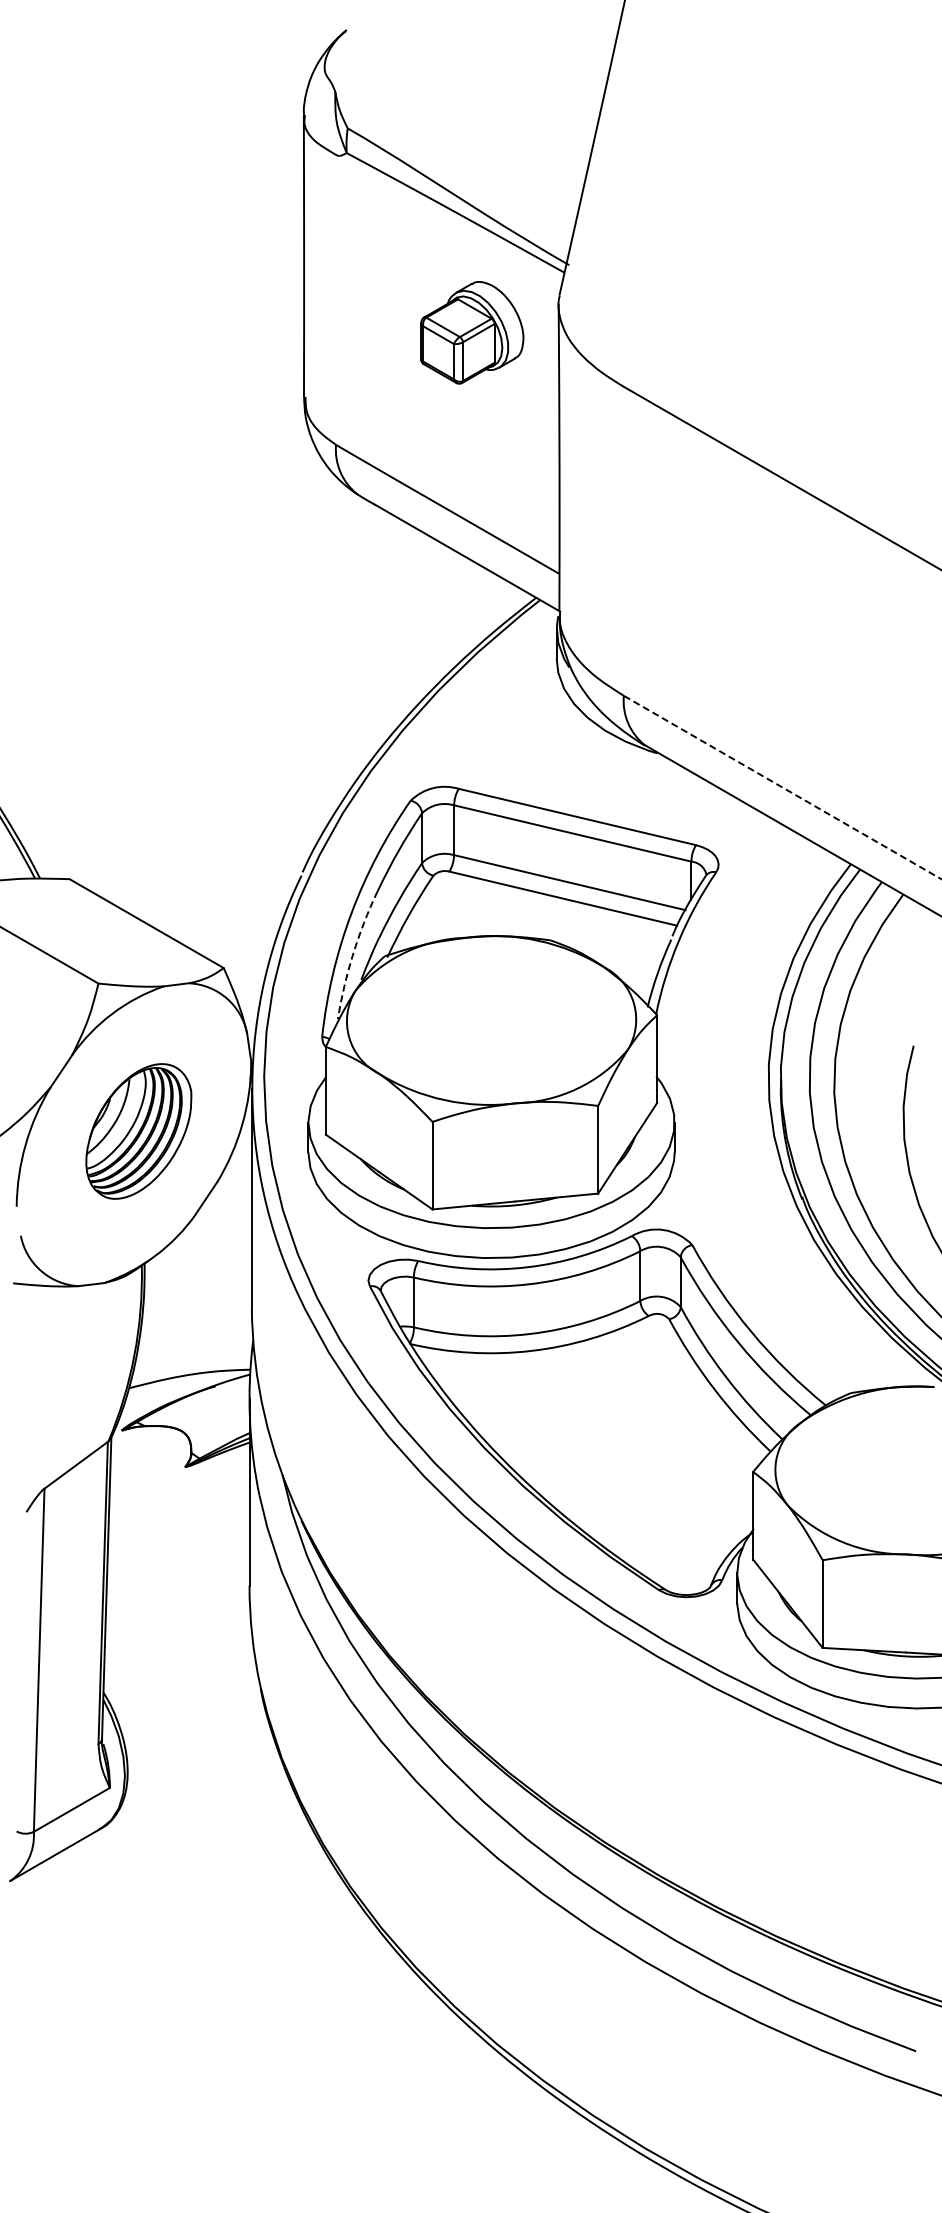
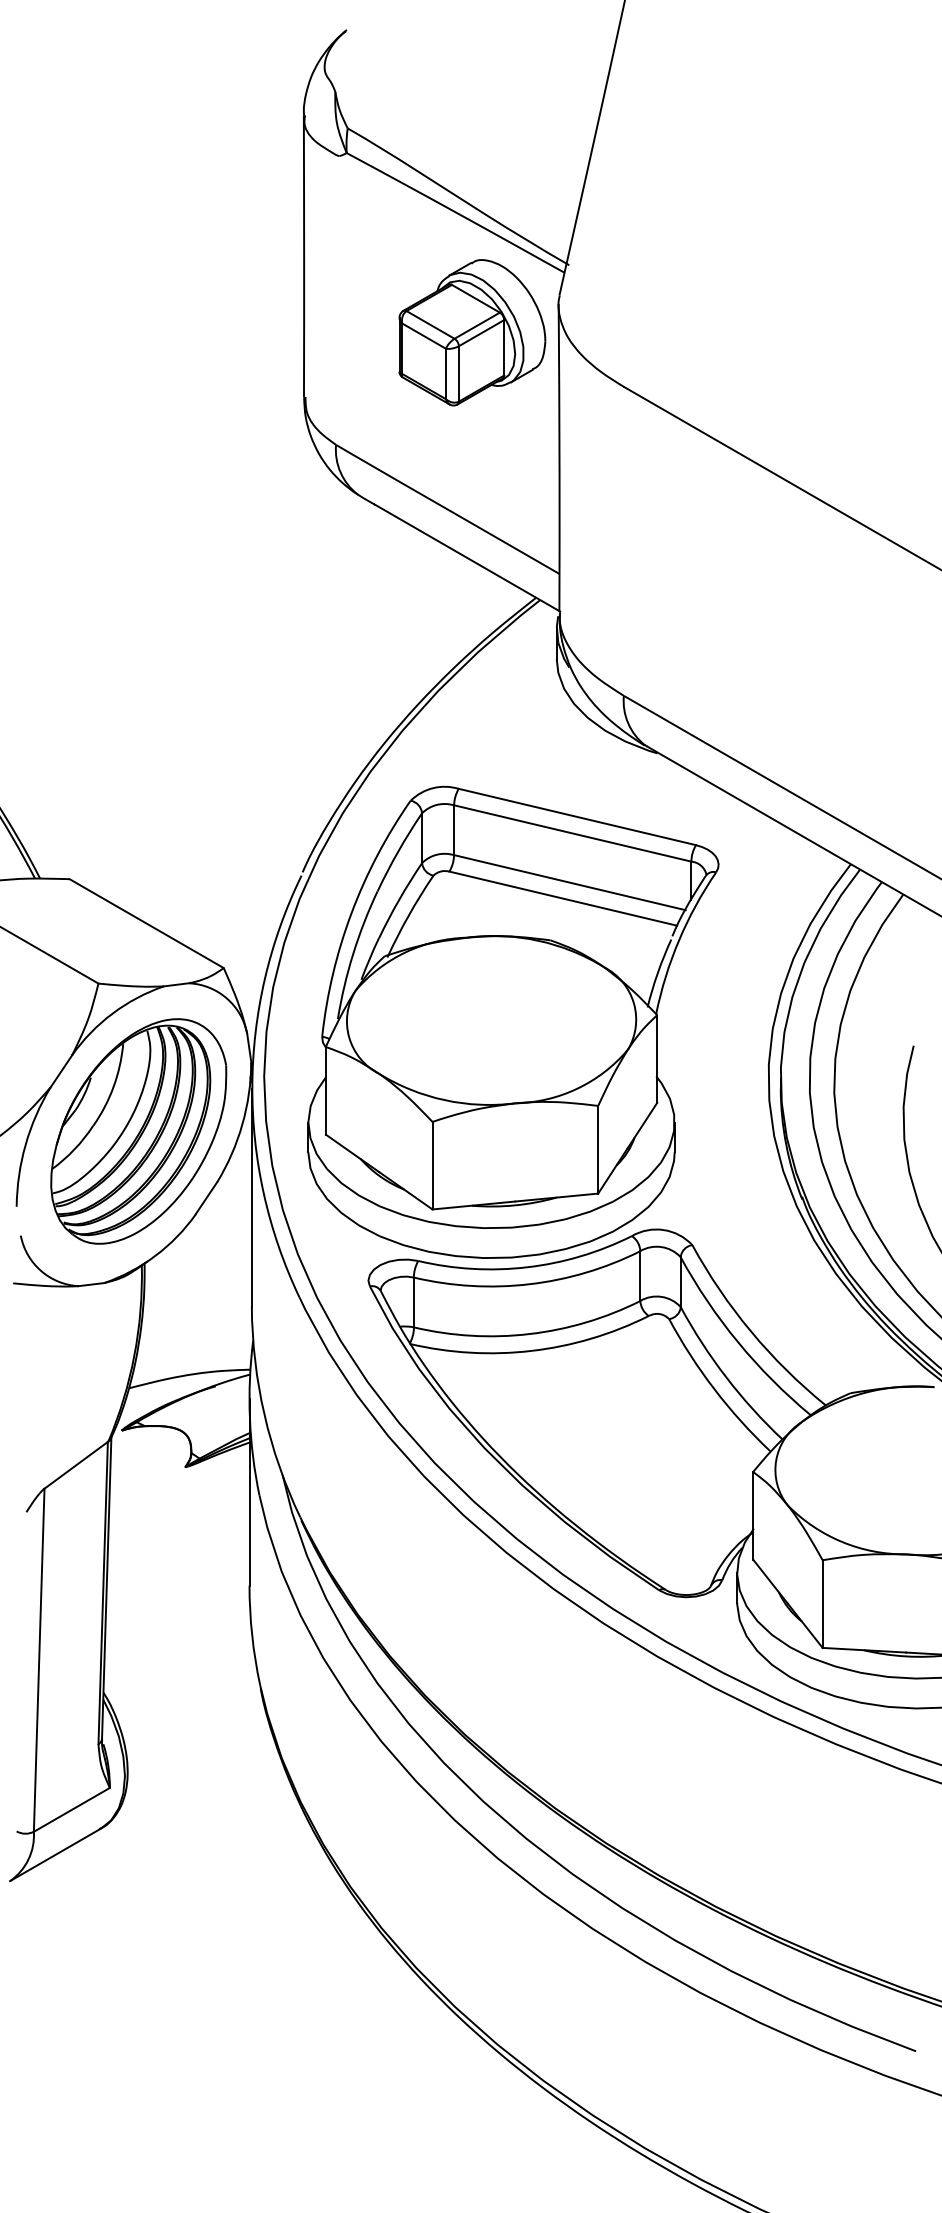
part size: 105x104 px -> 149x148 px (472, 332)
line: dashed -> solid (783, 788)
arc: dashed -> solid (353, 953)
part size: 108x137 px -> 178x227 px (138, 1131)
